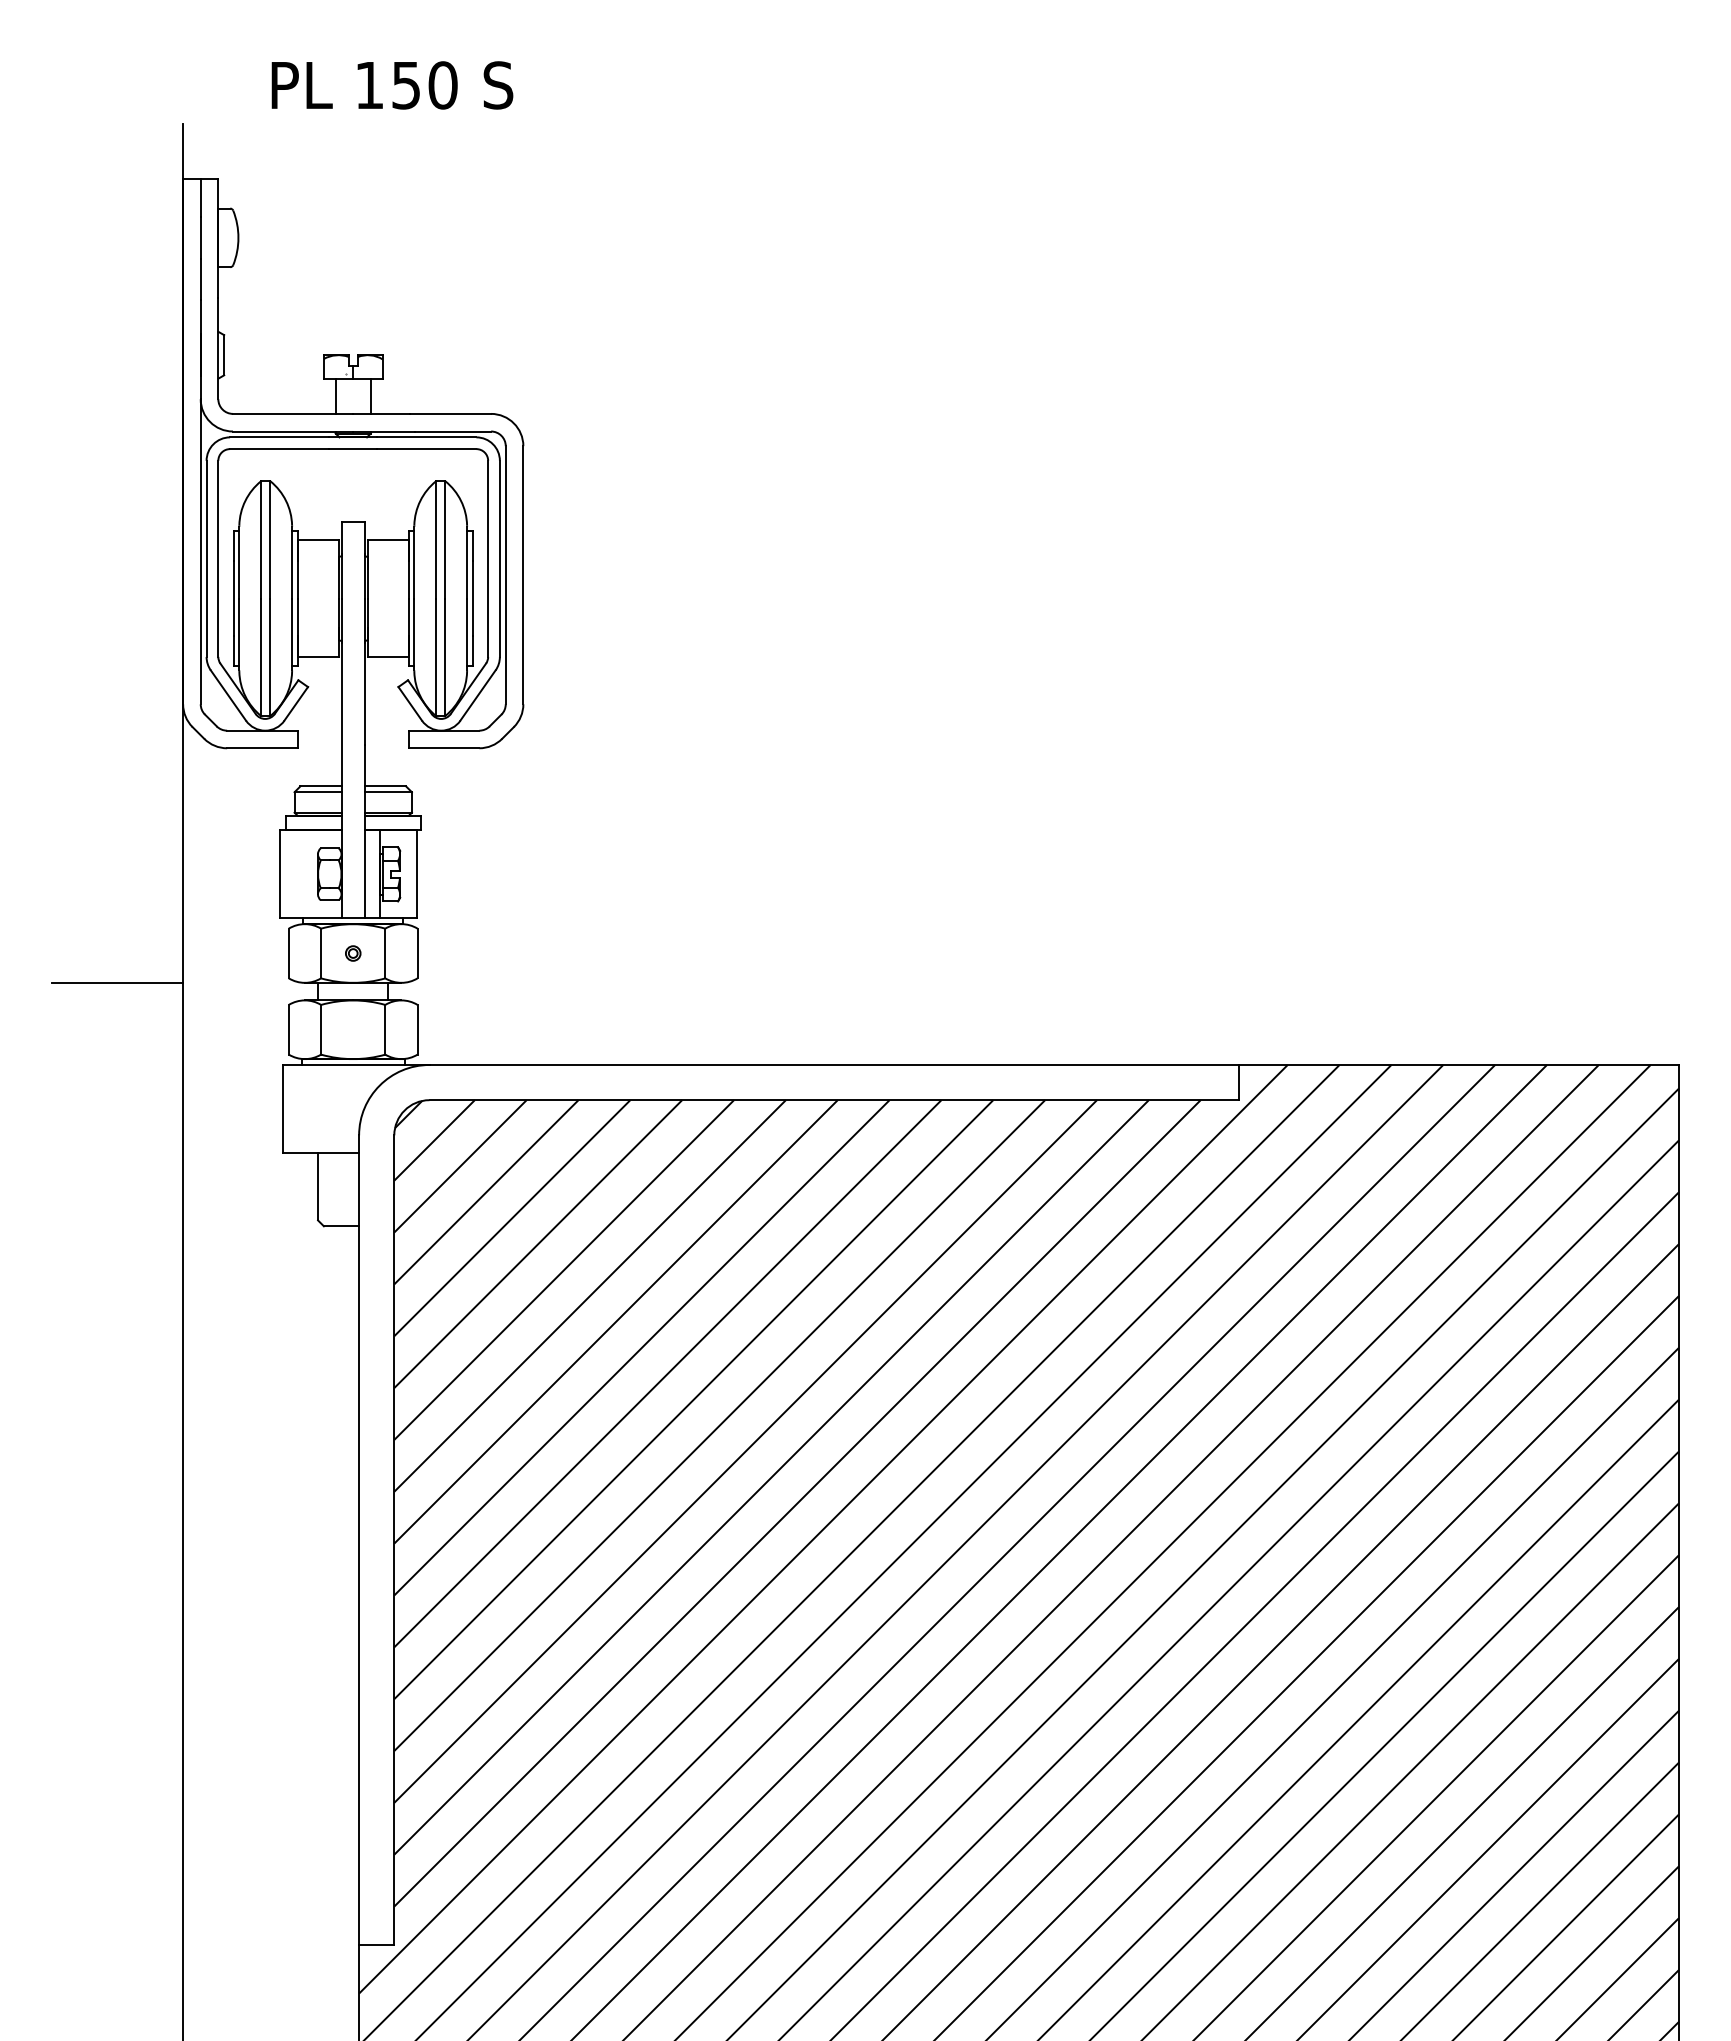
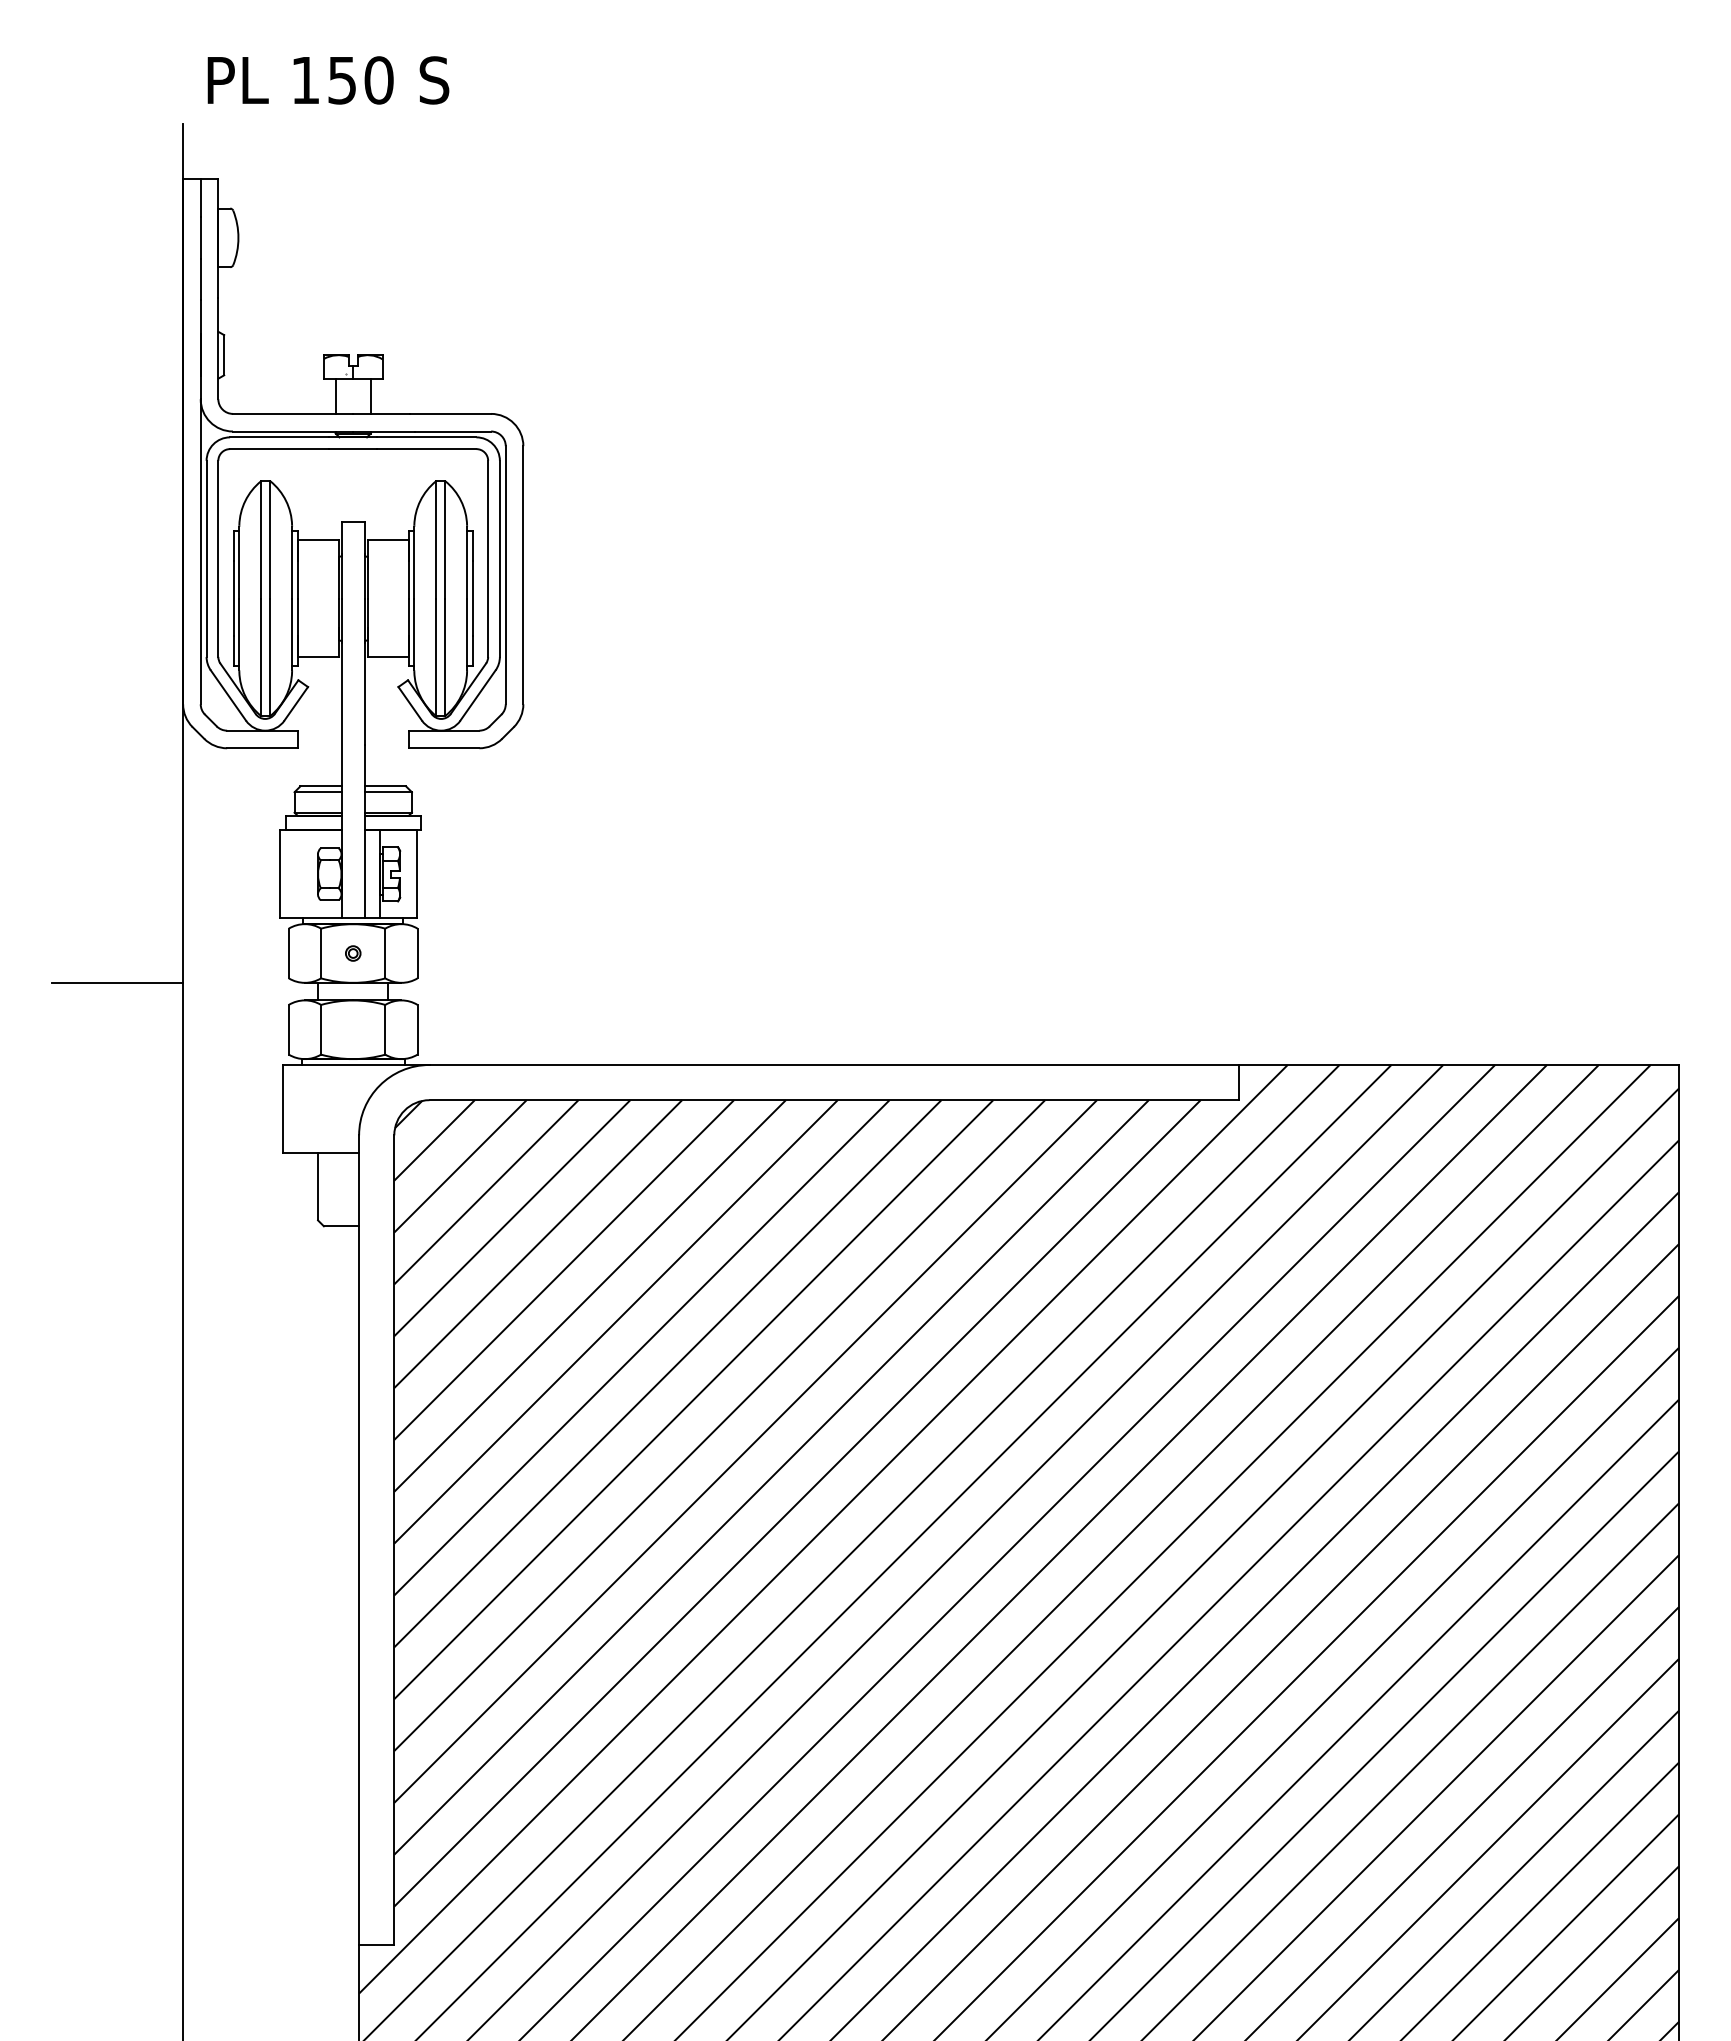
text position: (392, 85) -> (328, 80) (328, 80)
